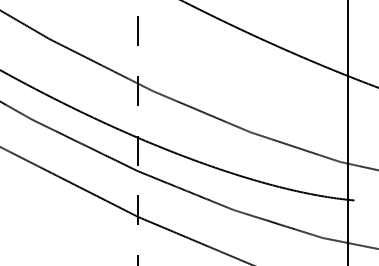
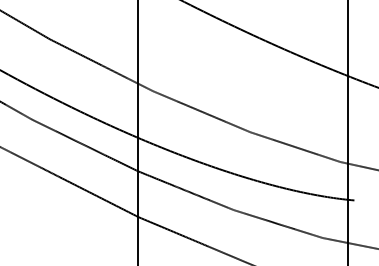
line: dashed -> solid (138, 132)
